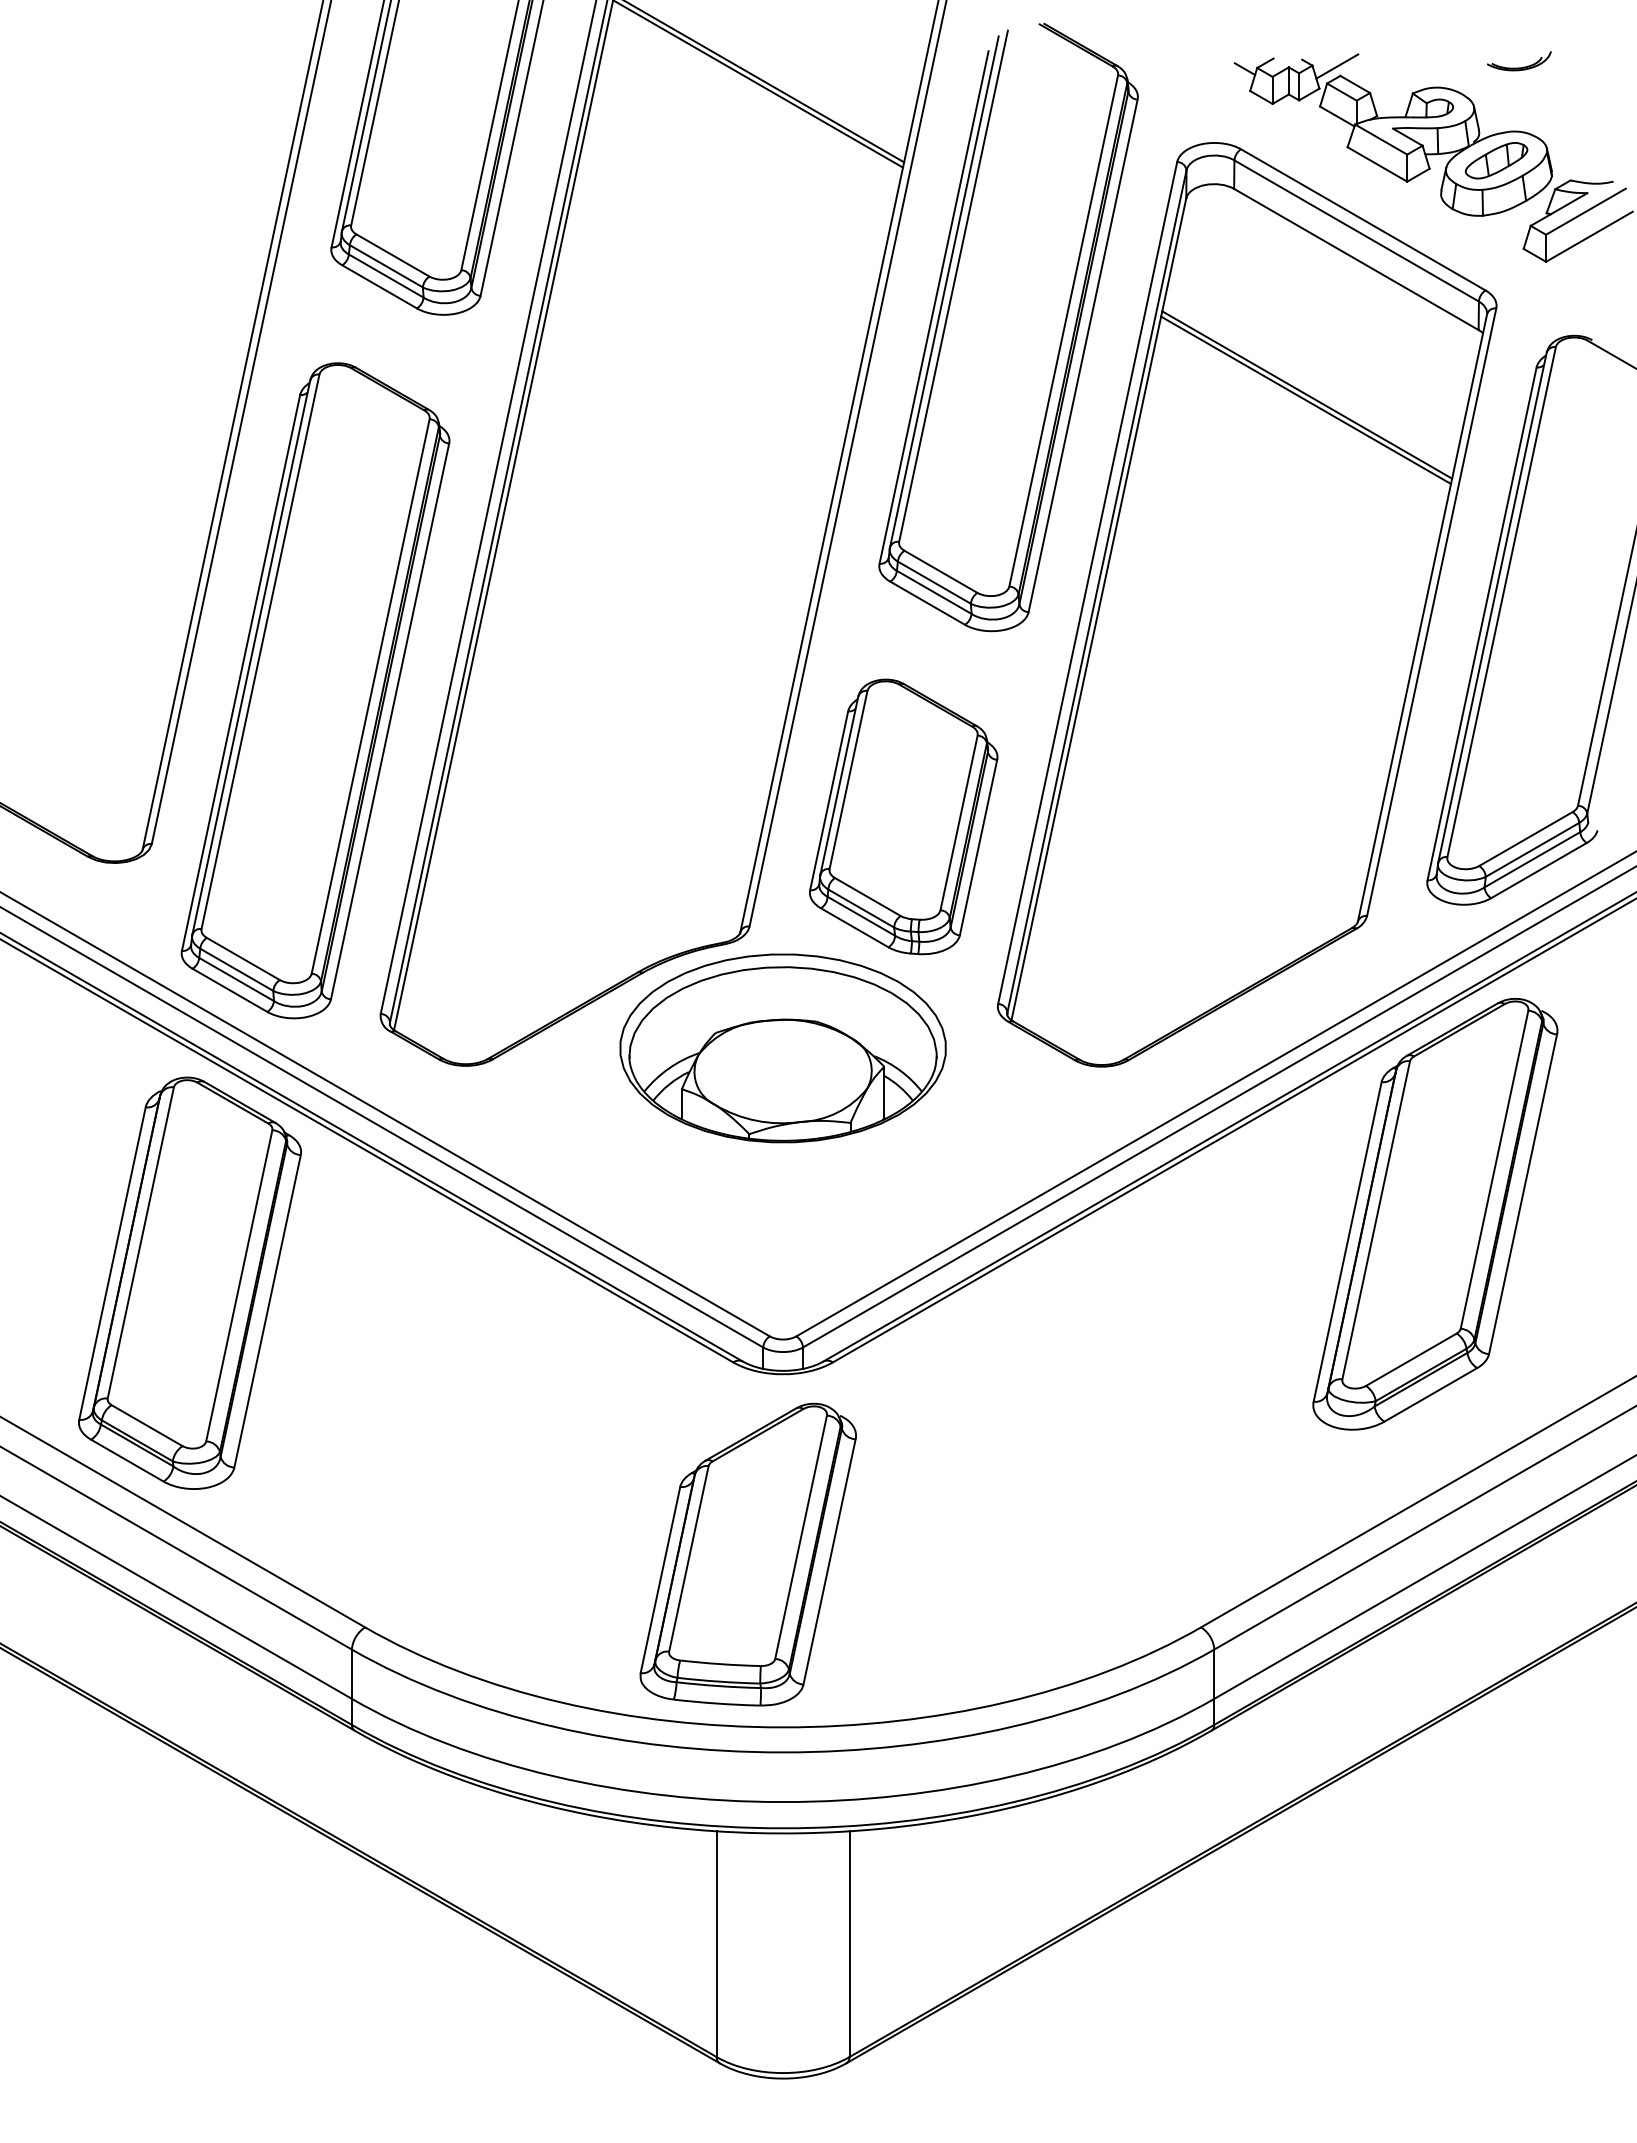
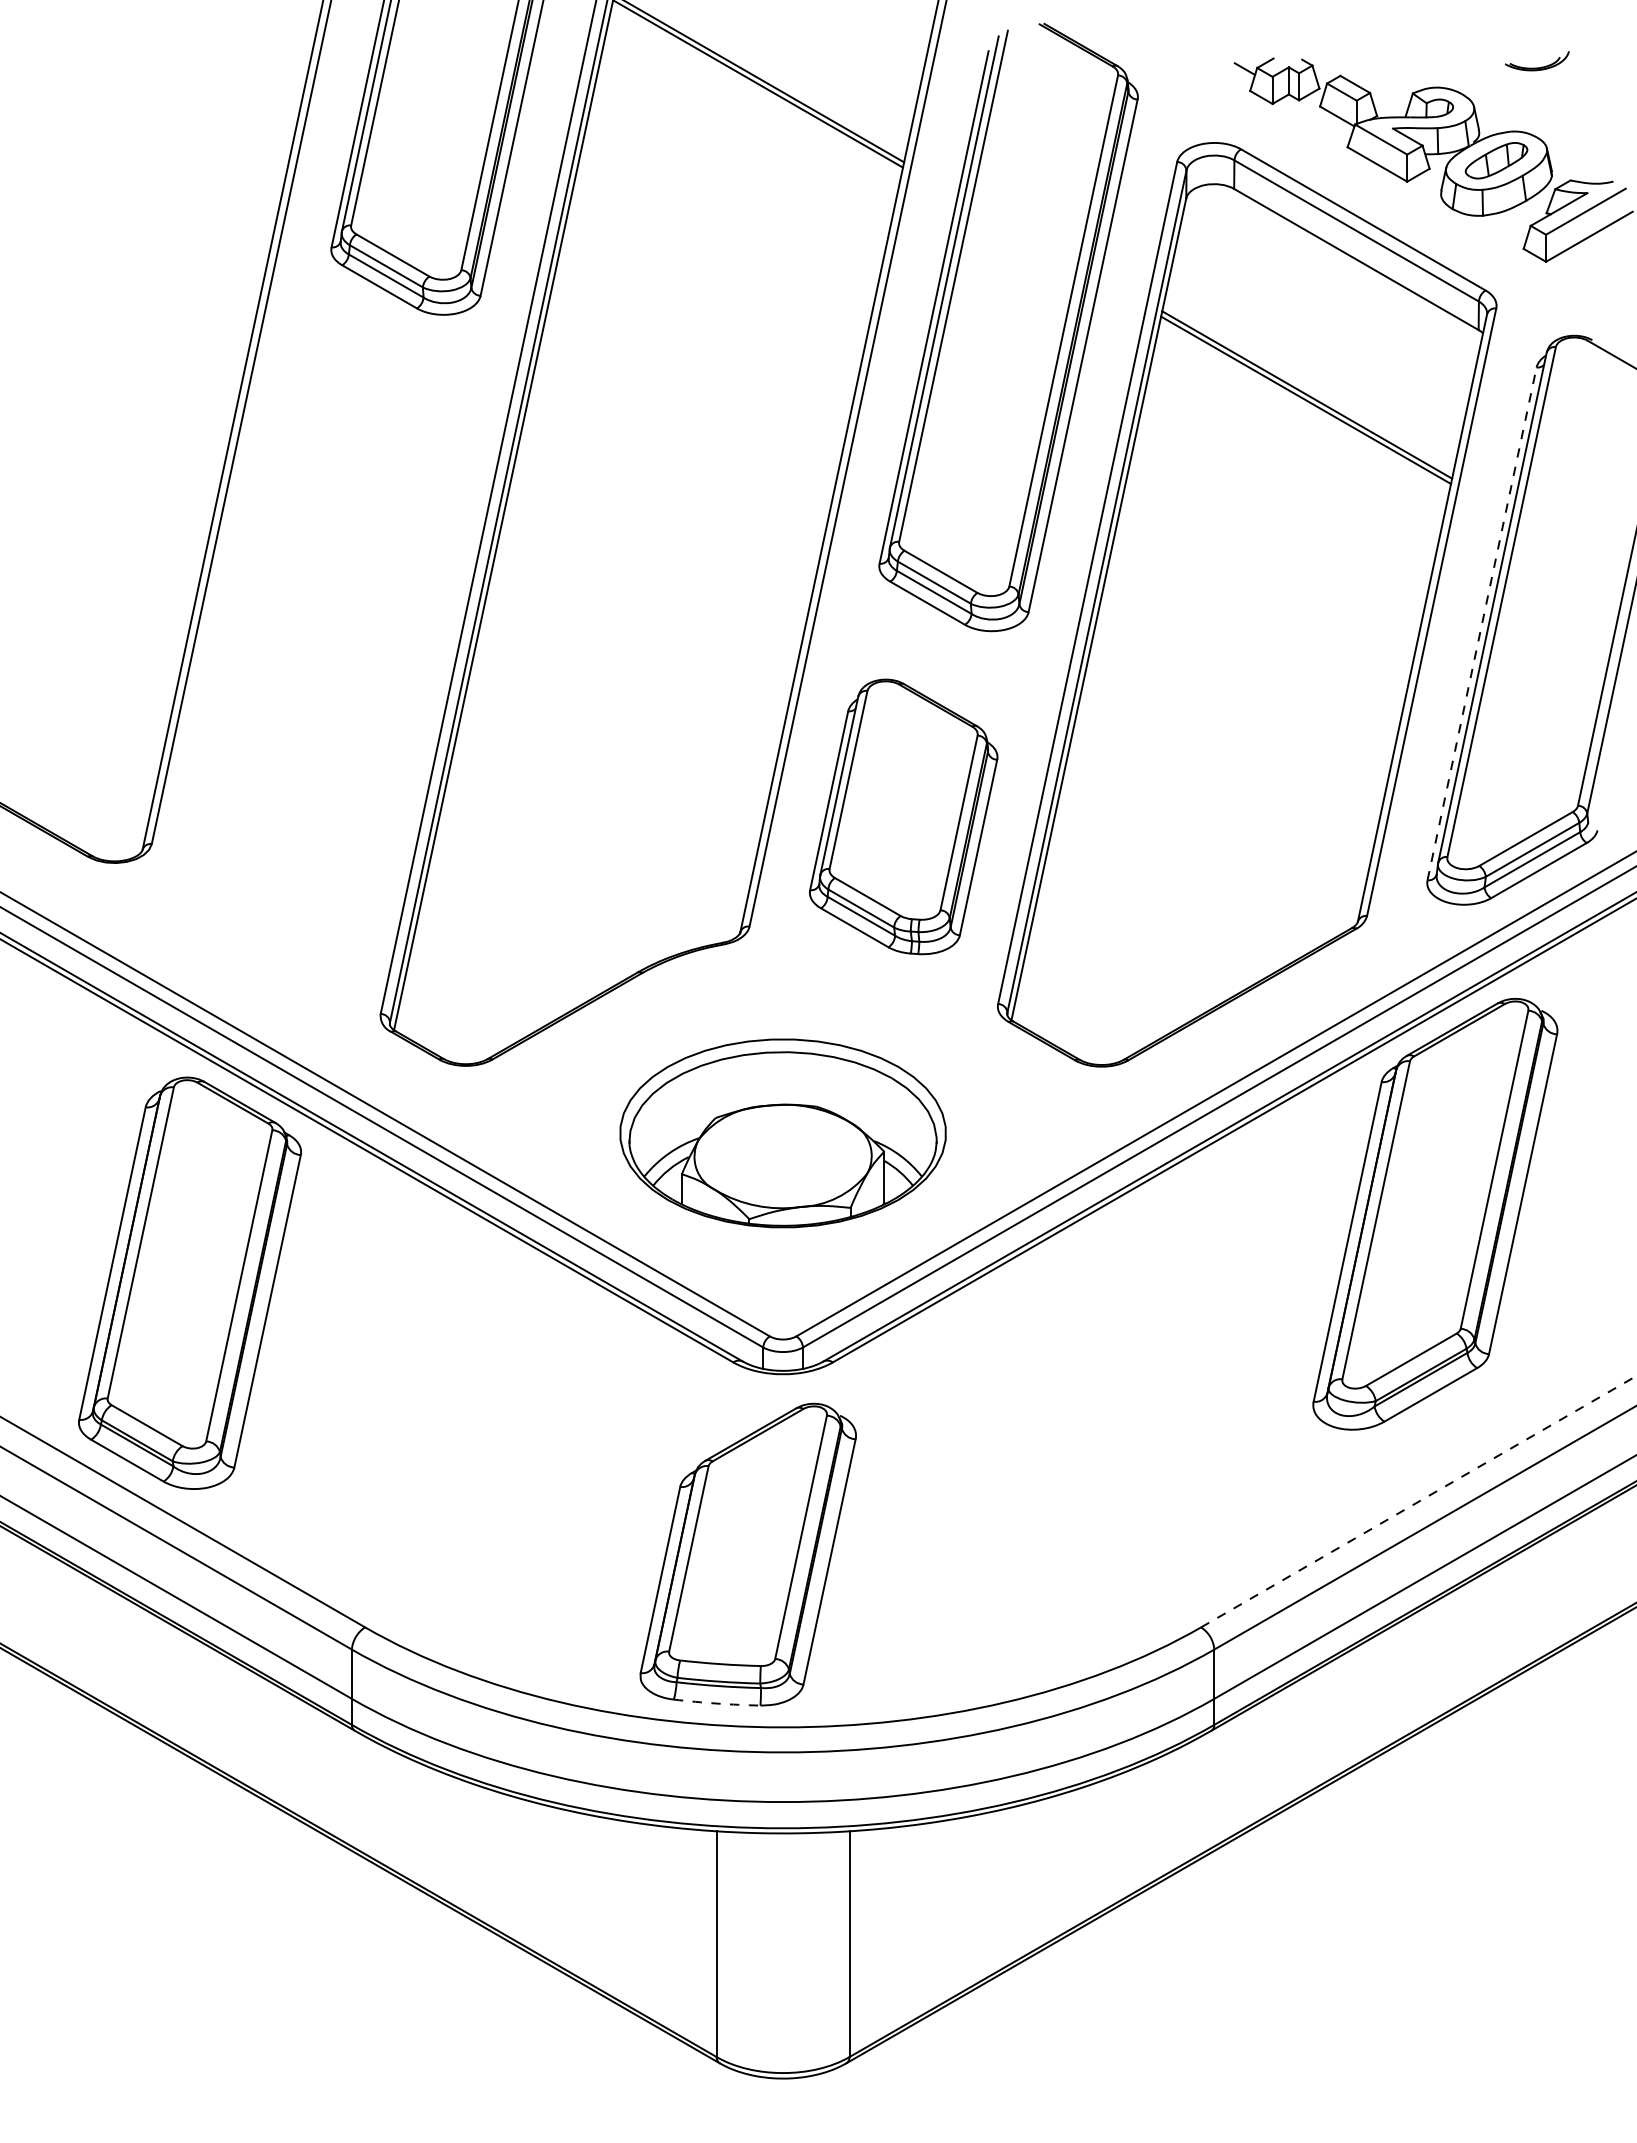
part position: (1519, 61) -> (1537, 61) (1537, 61)
line: present -> none (1337, 66)
line: solid -> dashed (1482, 623)
part: present -> none (315, 690)
part position: (782, 1048) -> (782, 1133) (782, 1133)
line: solid -> dashed (1419, 1501)
arc: solid -> dashed (717, 1703)
